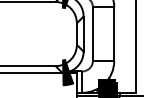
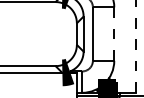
line: solid -> dashed (114, 34)
line: solid -> dashed (135, 46)
